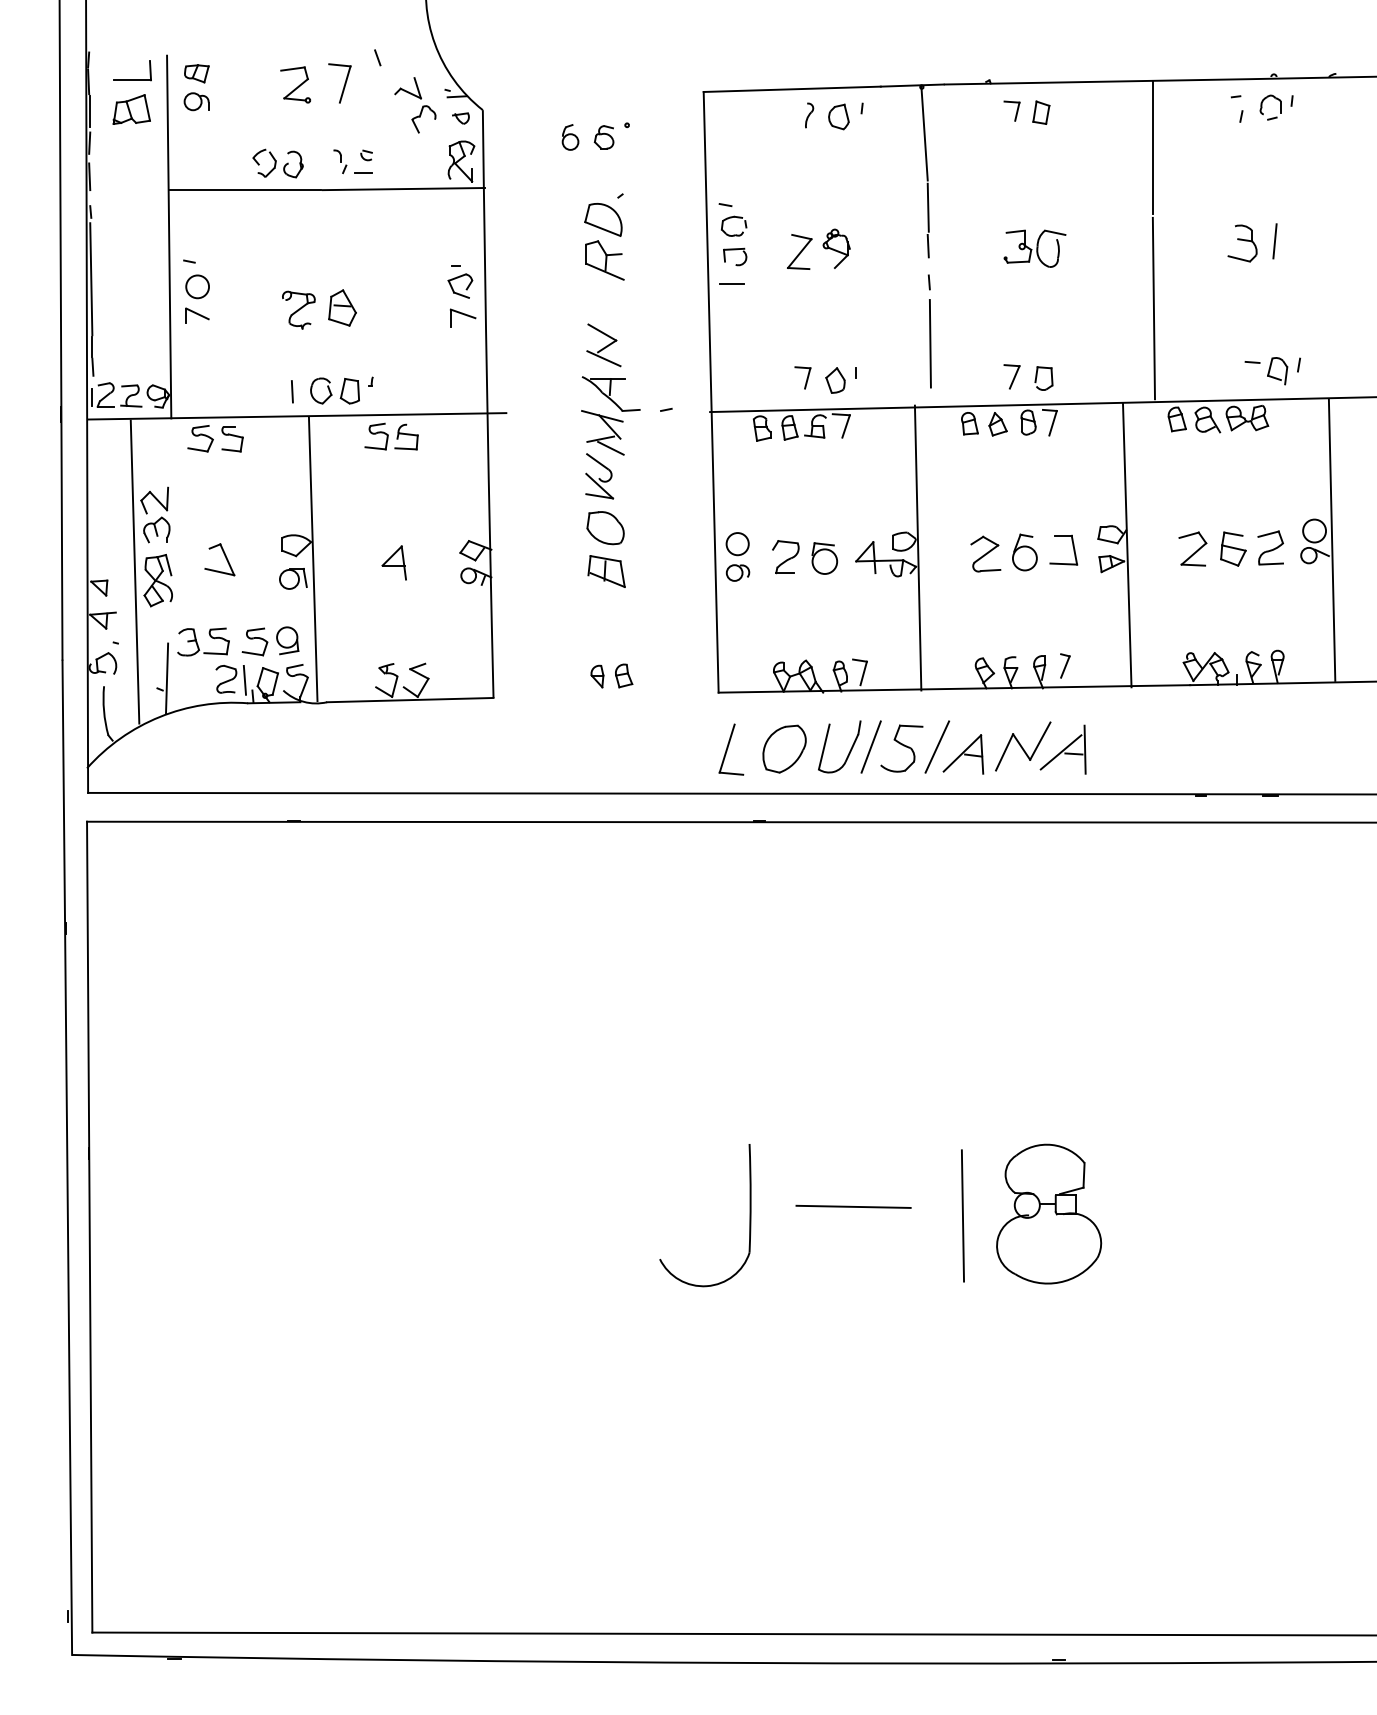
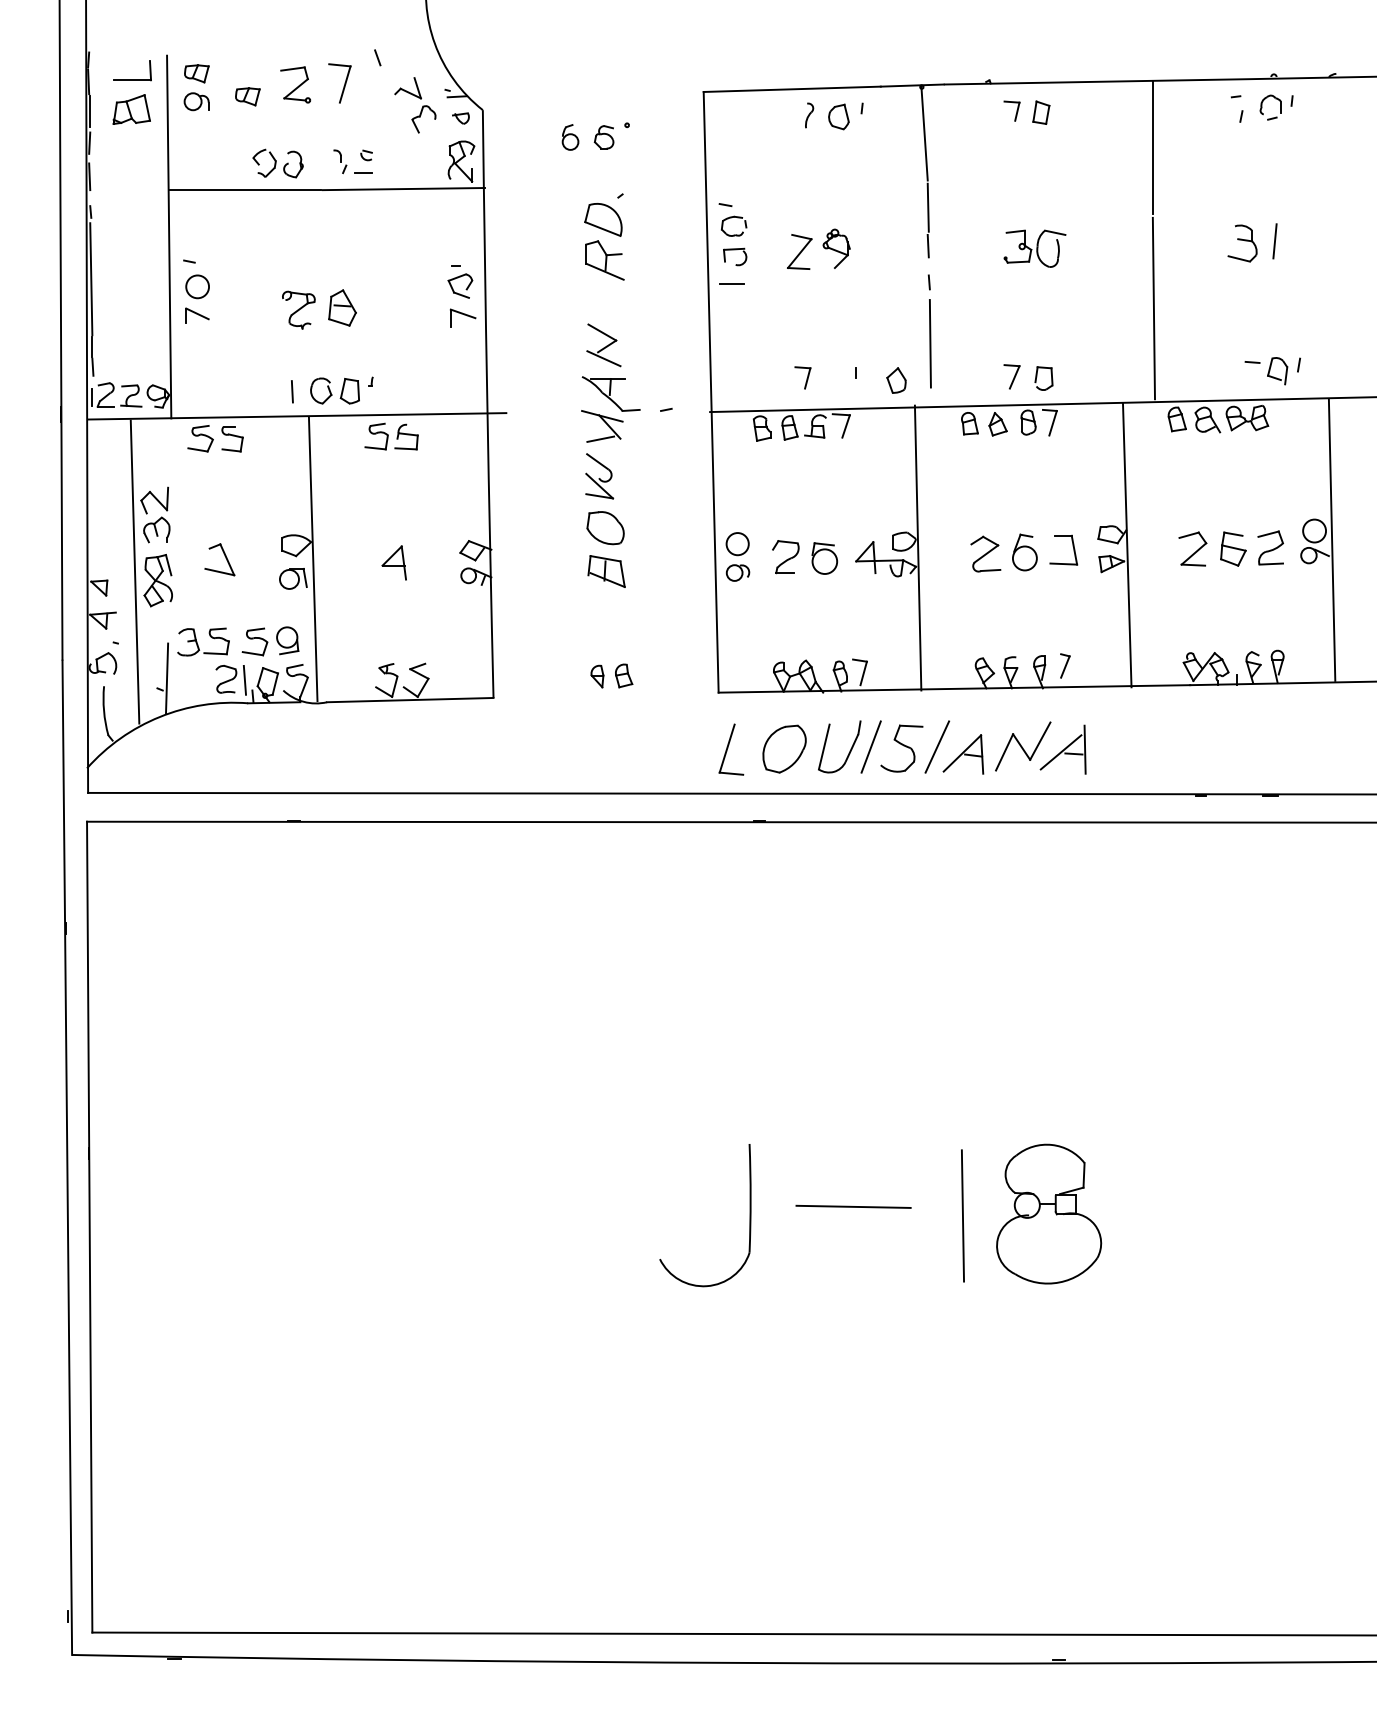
part: none -> present (247, 96)
part position: (835, 380) -> (896, 380) (896, 380)
line: present -> none (610, 447)
